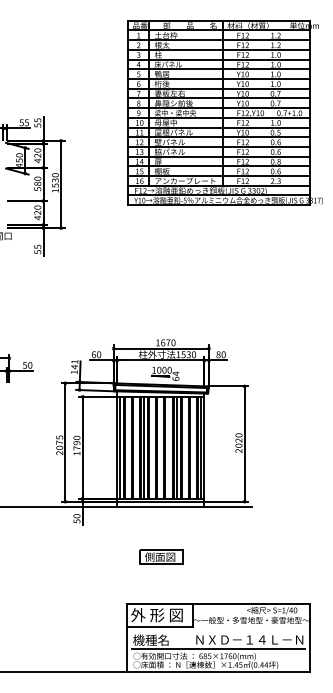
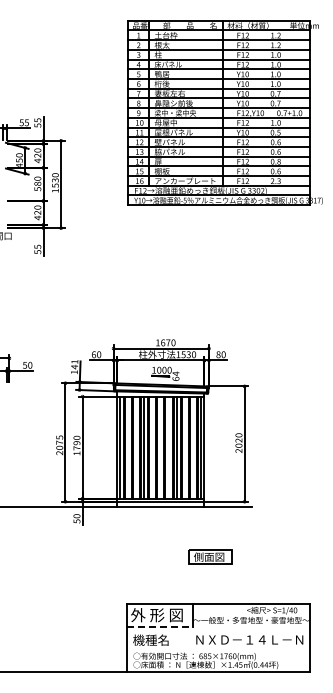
part position: (161, 556) -> (210, 556) (210, 556)
line: solid -> dashed (159, 626)
line: present -> none (218, 649)
